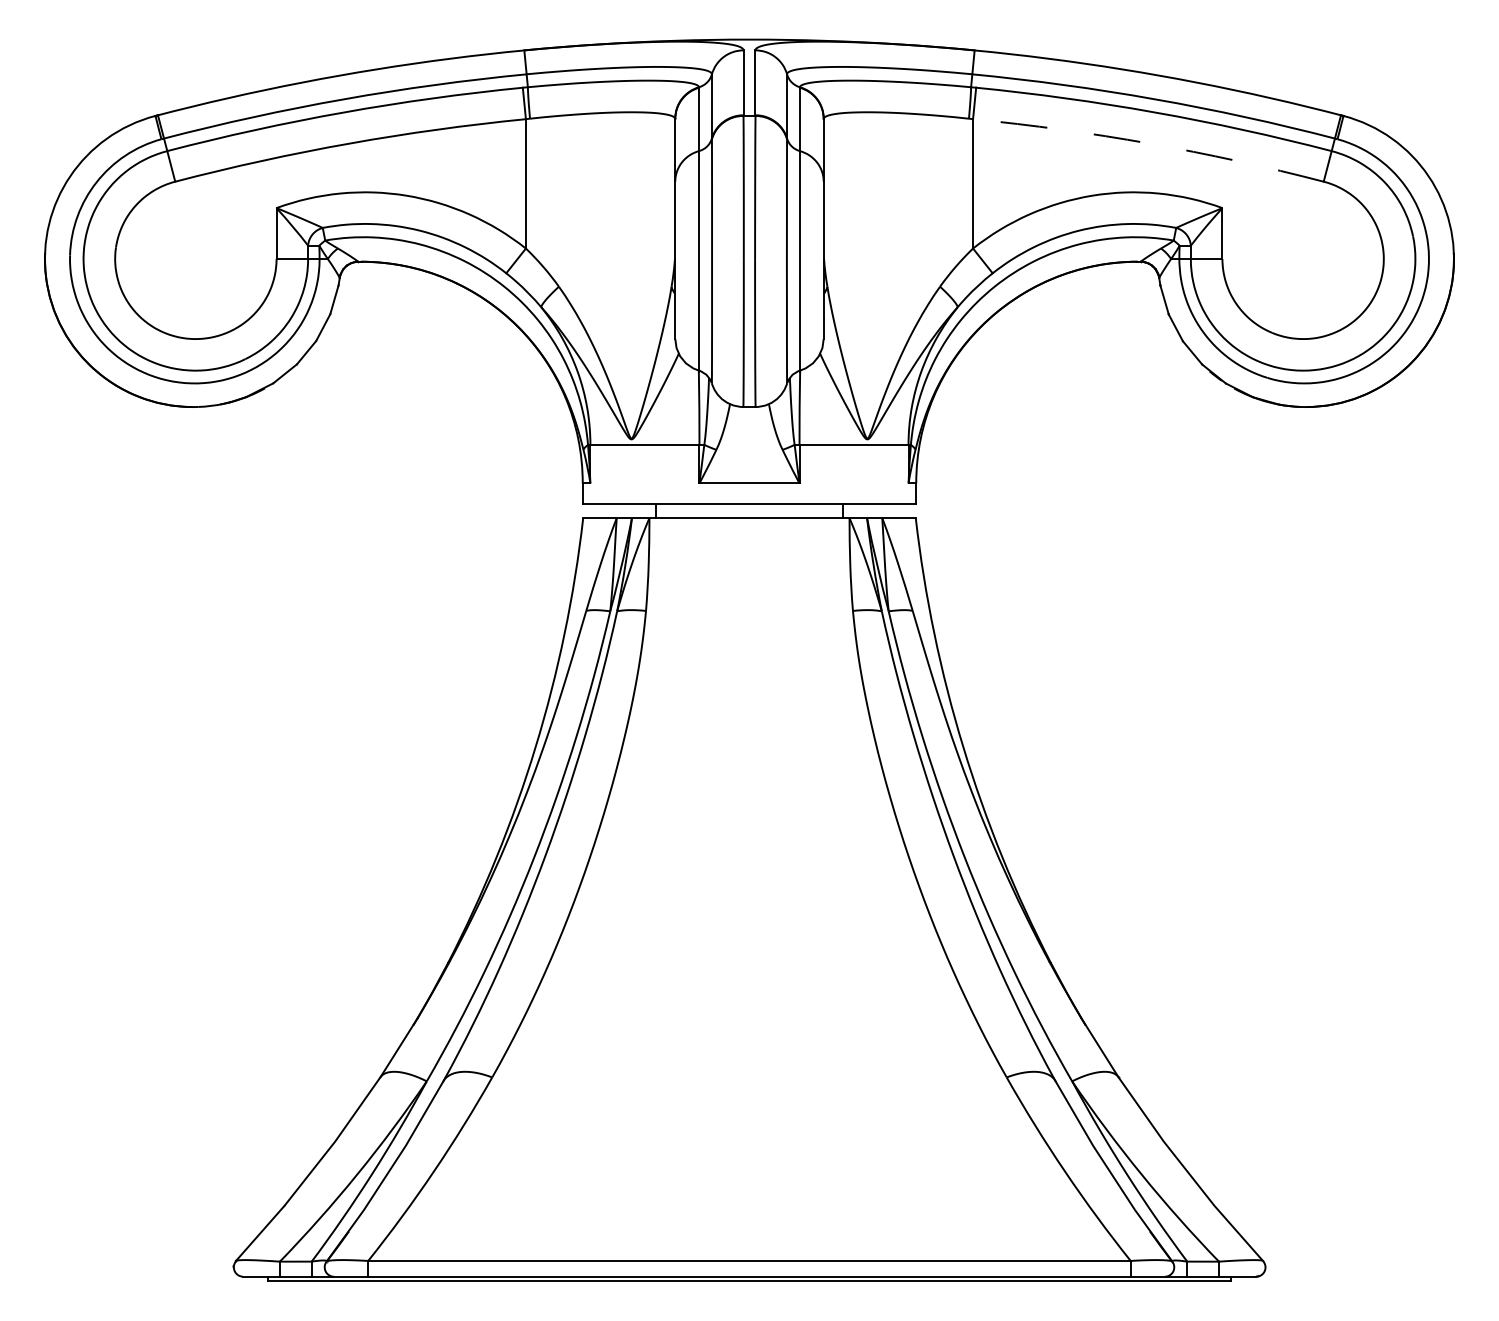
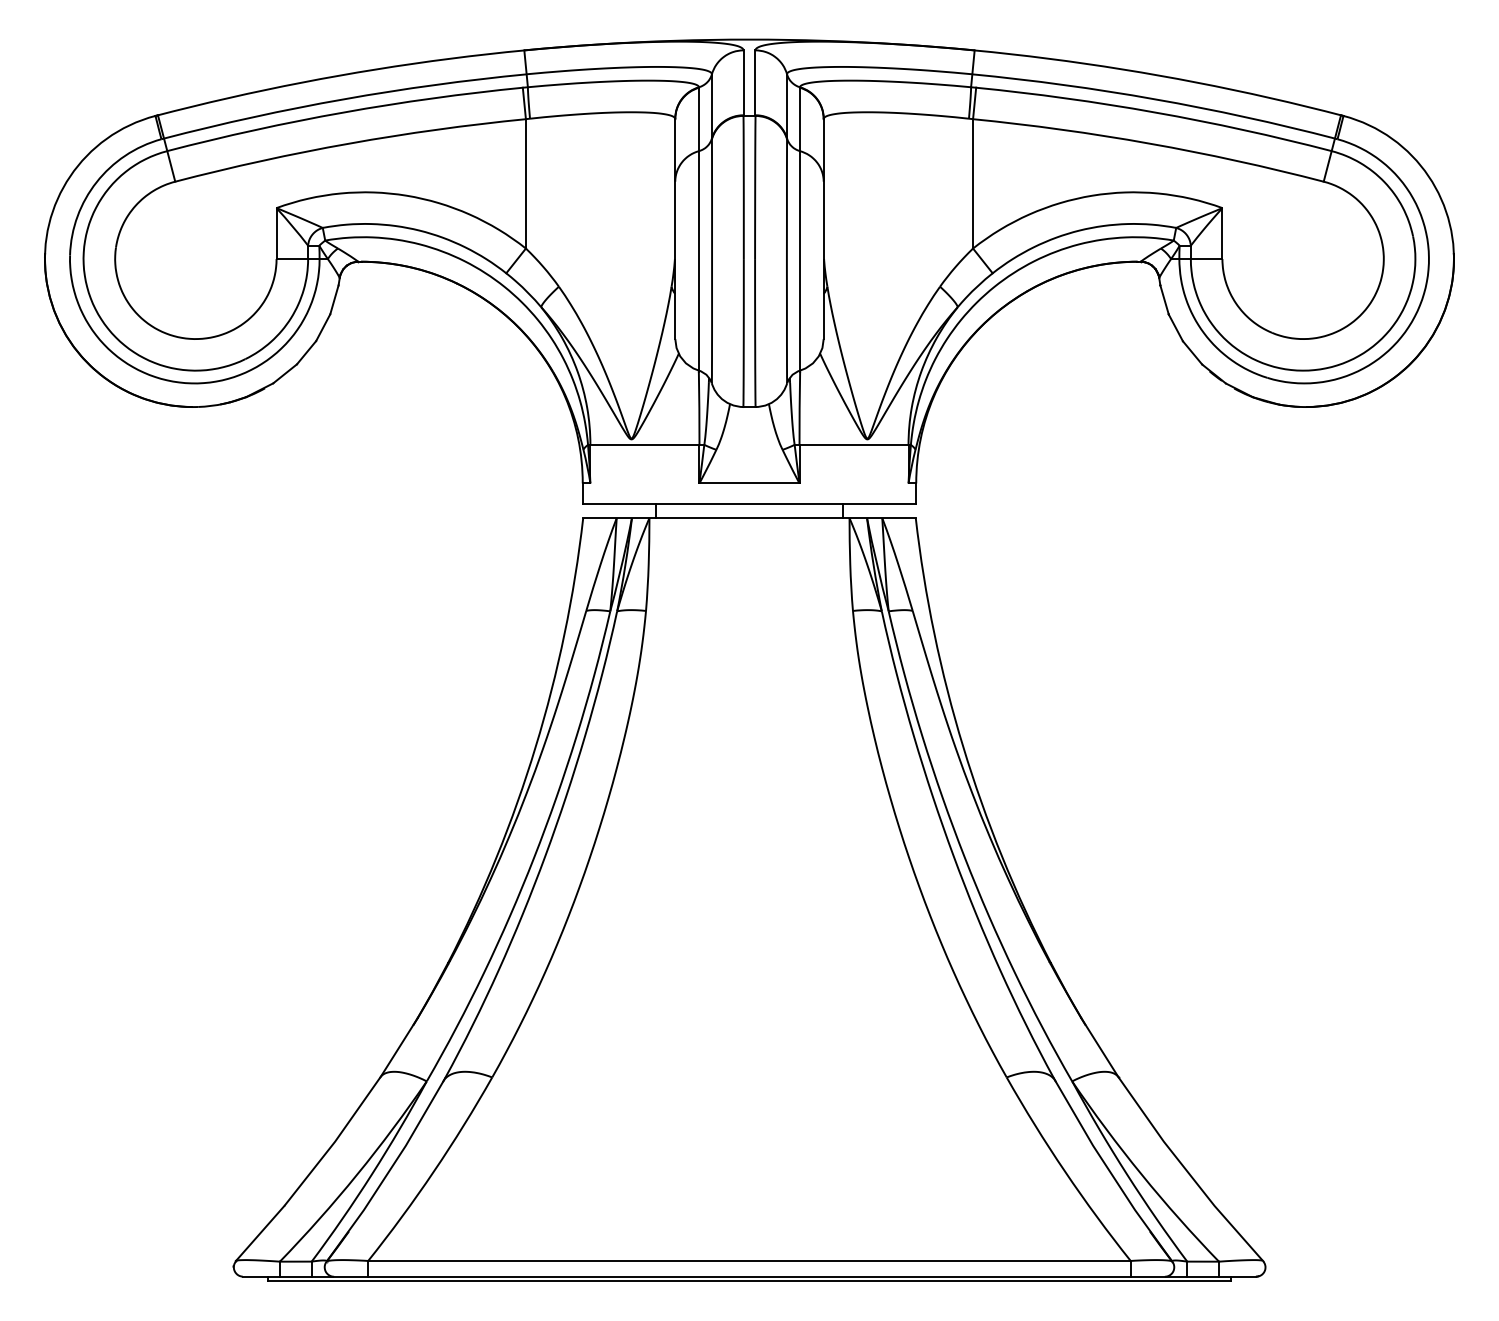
arc: dashed -> solid (1149, 143)
